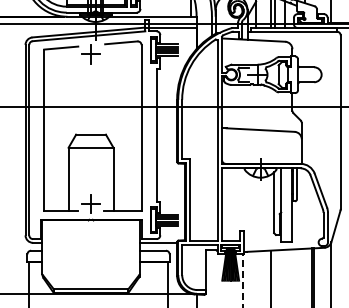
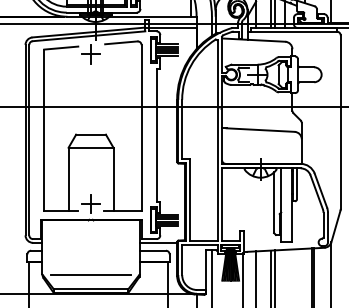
line: none -> present (90, 274)
line: none -> present (211, 276)
line: none -> present (256, 277)
line: none -> present (275, 277)
line: dashed -> solid (243, 279)
